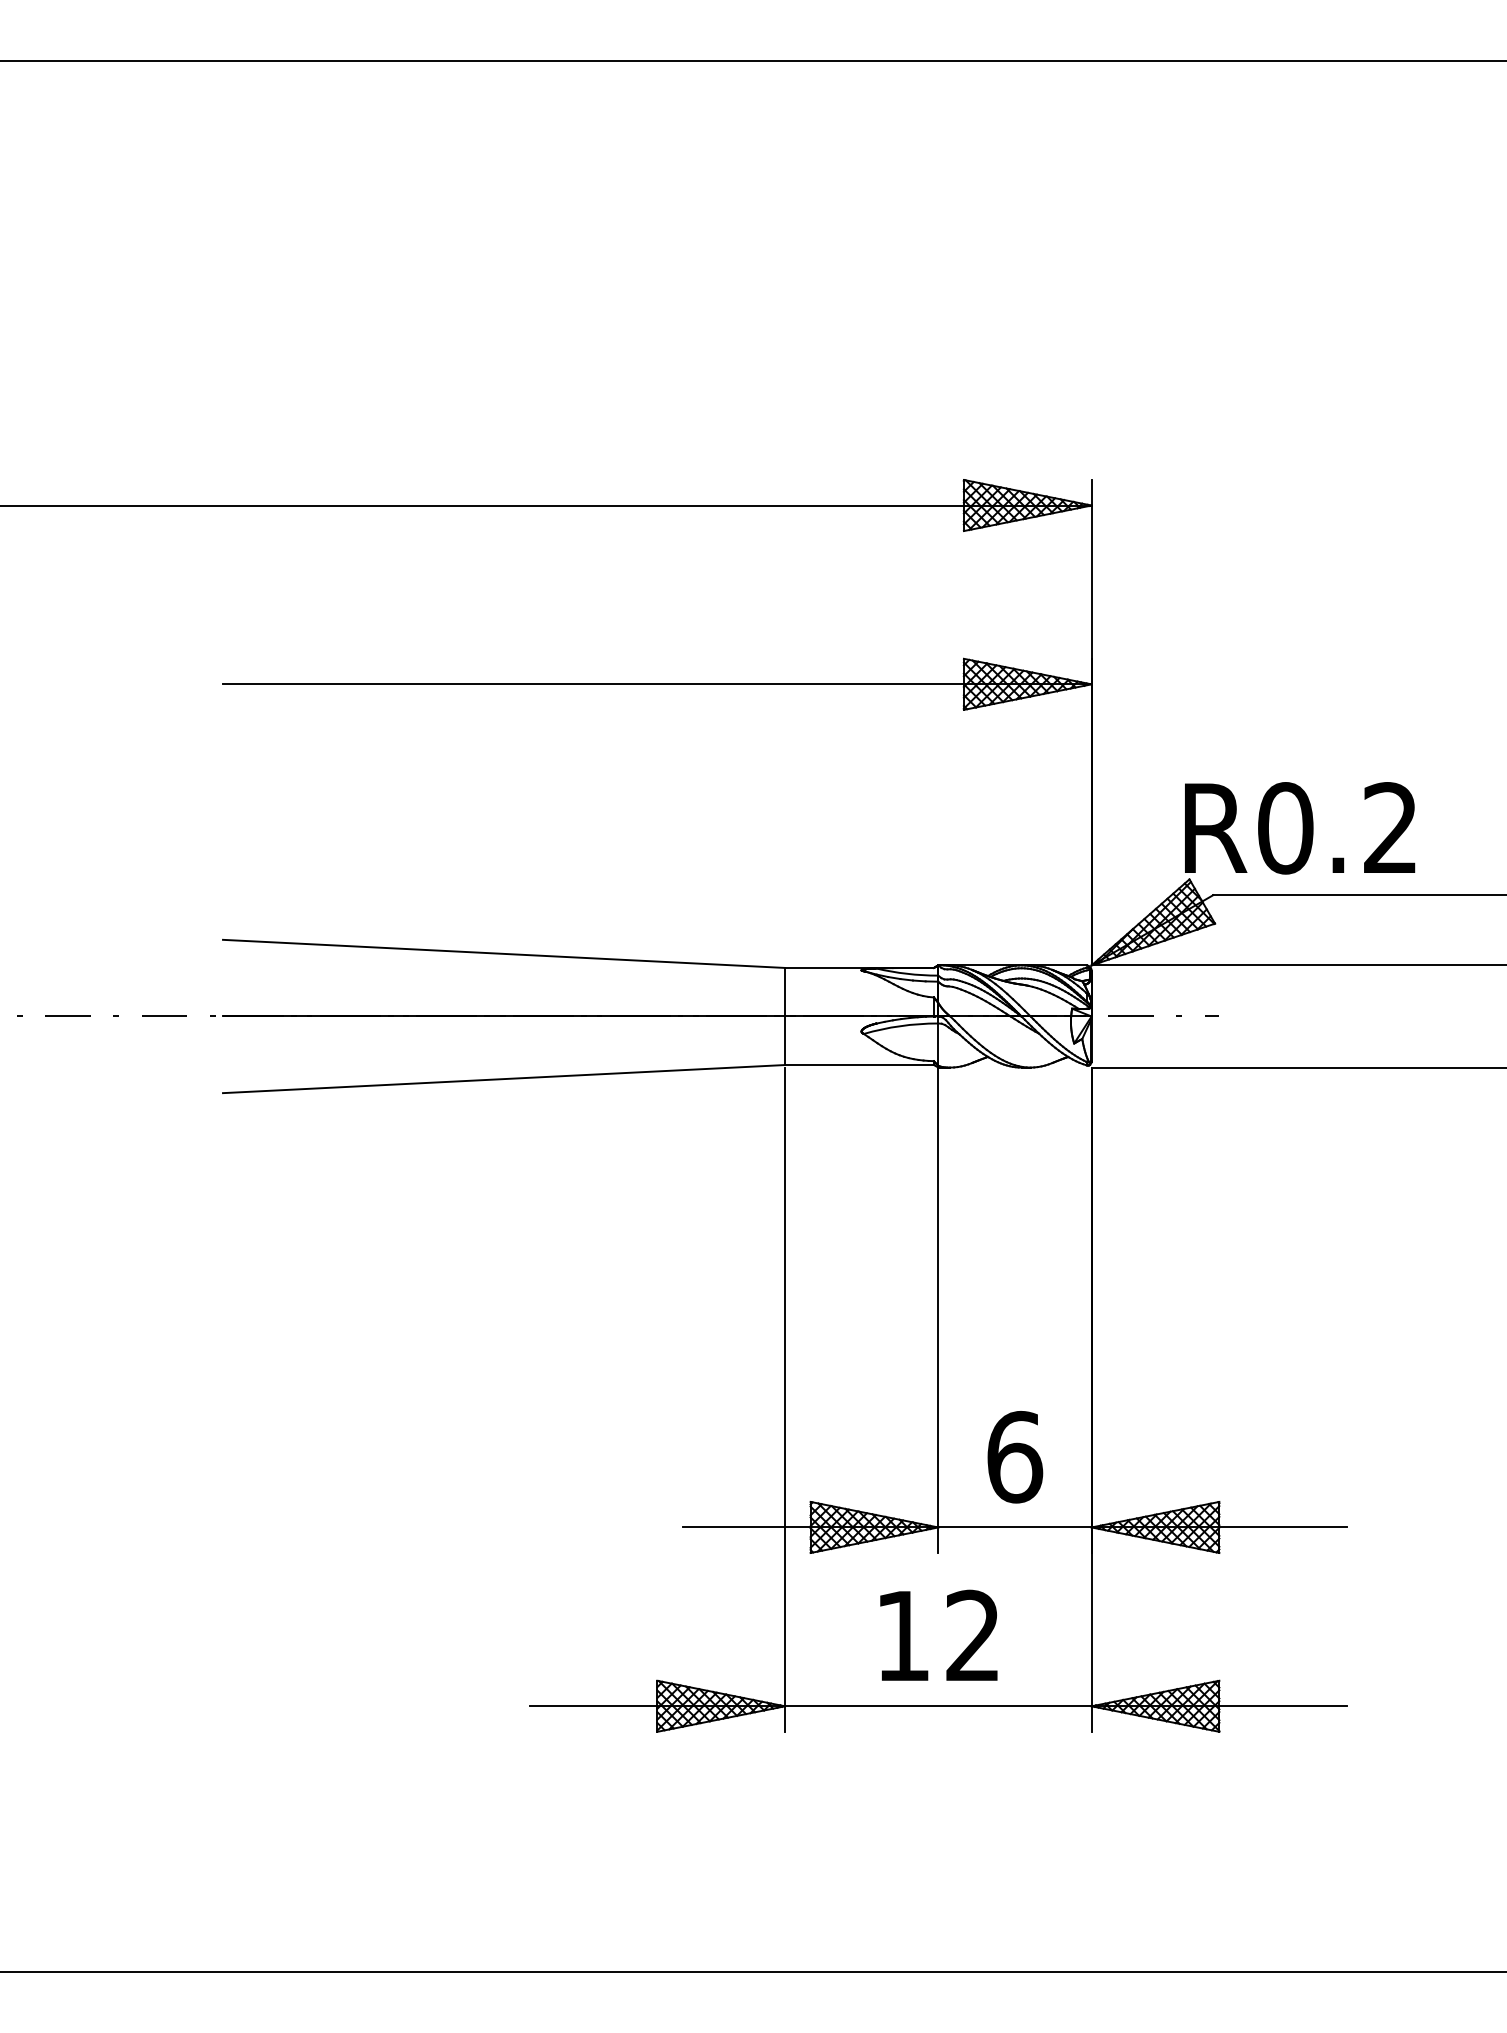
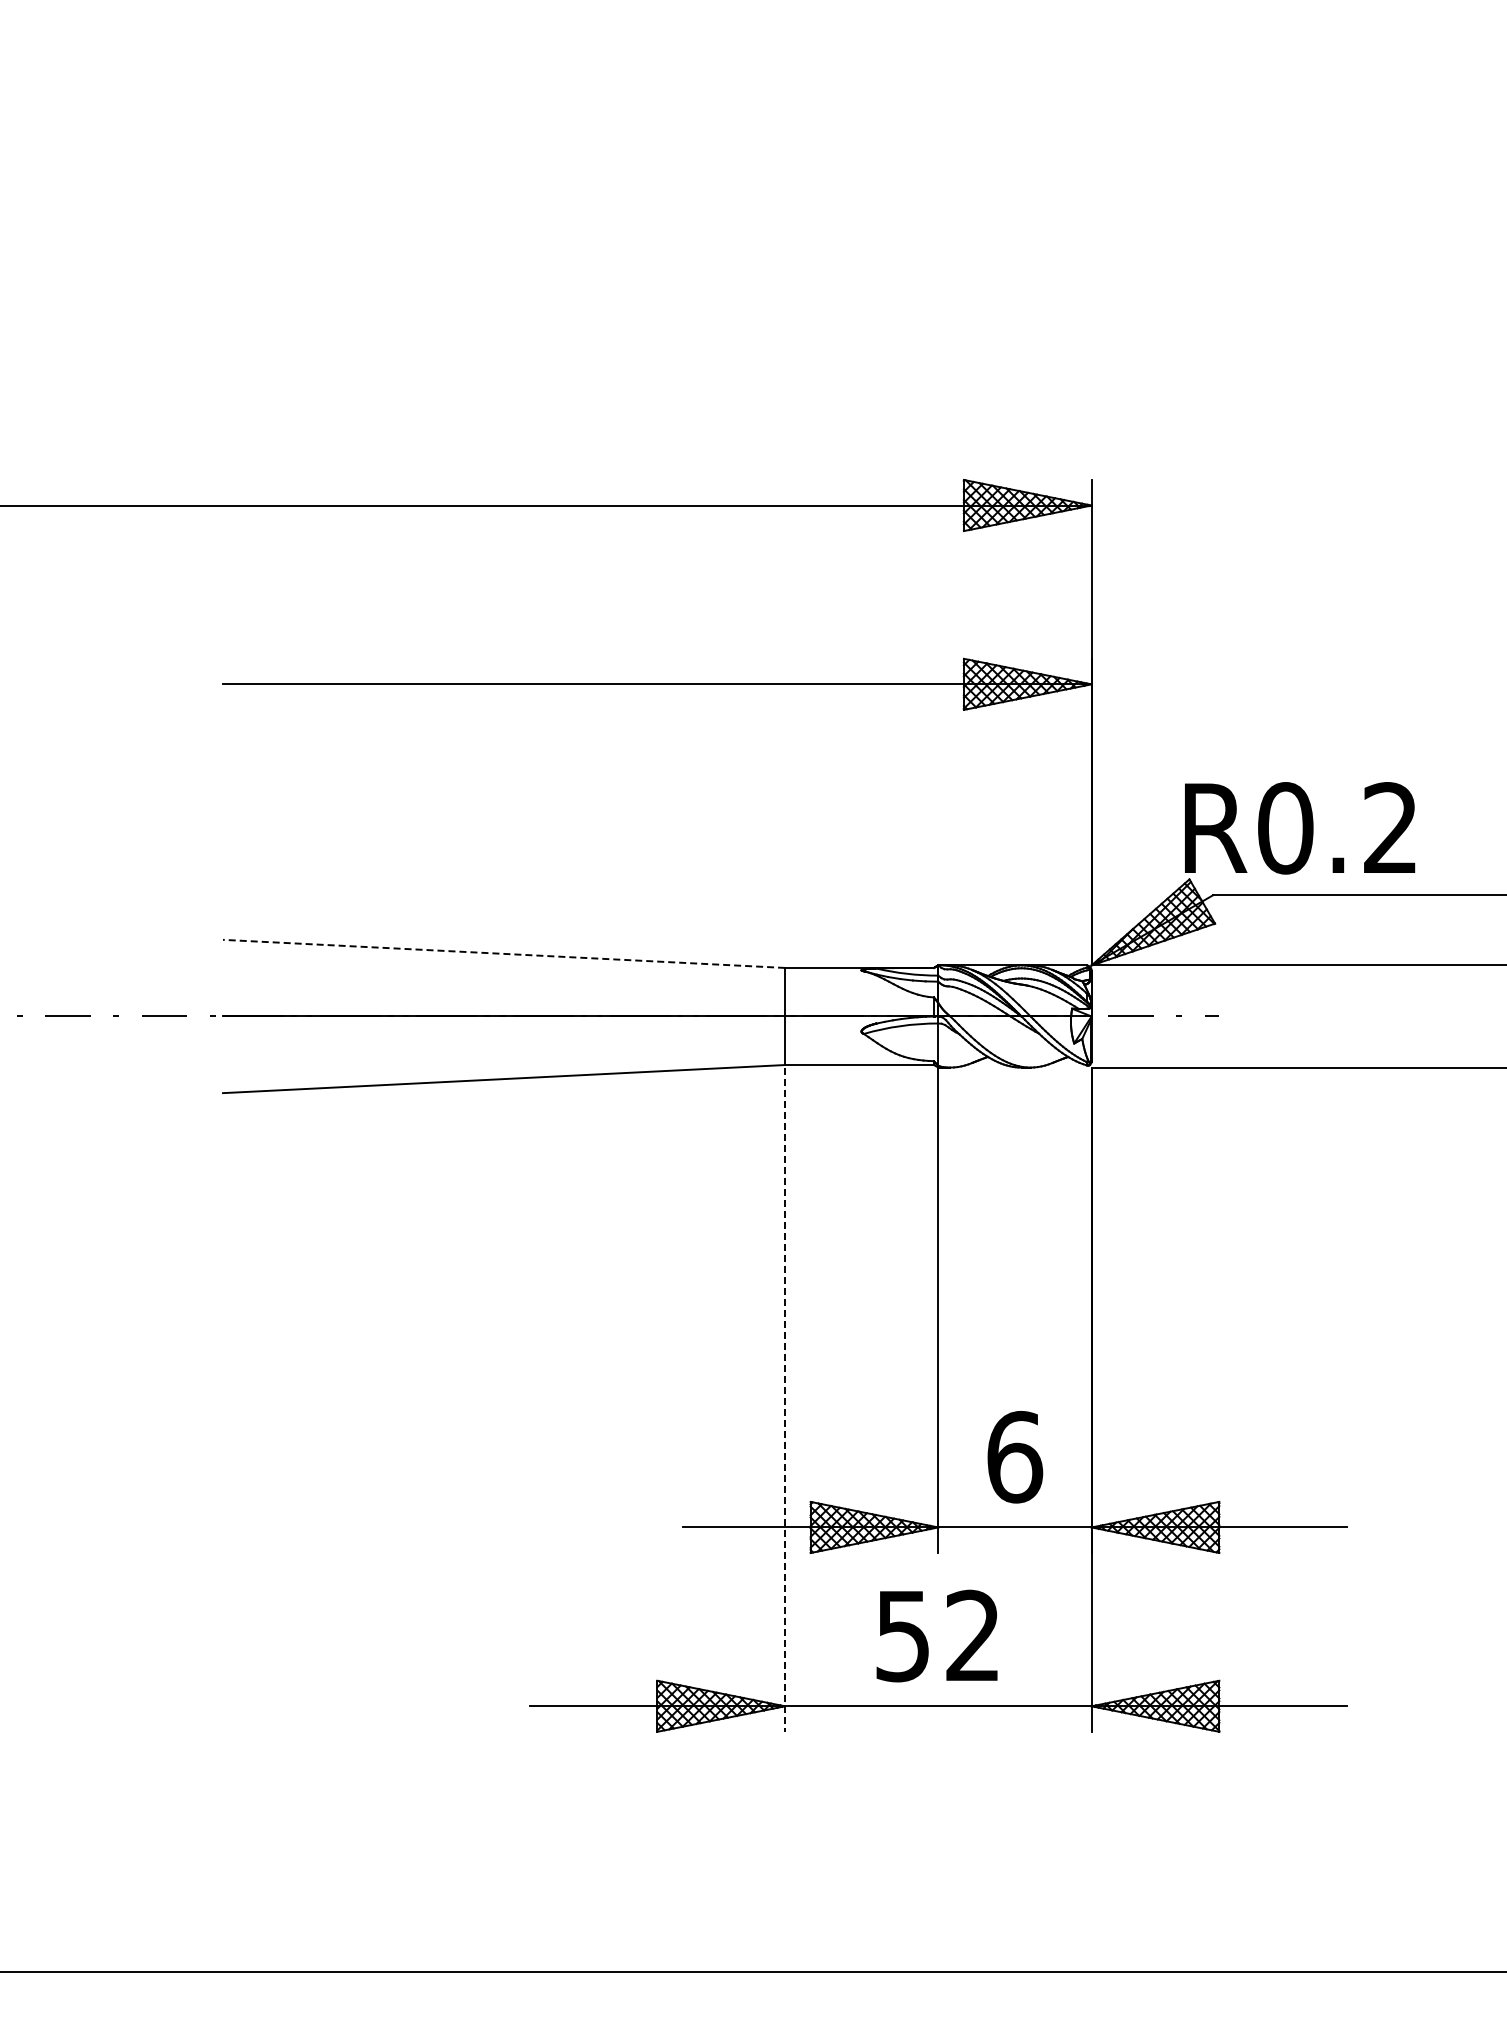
line: present -> none (752, 60)
line: solid -> dashed (503, 953)
line: solid -> dashed (785, 1400)
text: 12 -> 52 (902, 1636)
